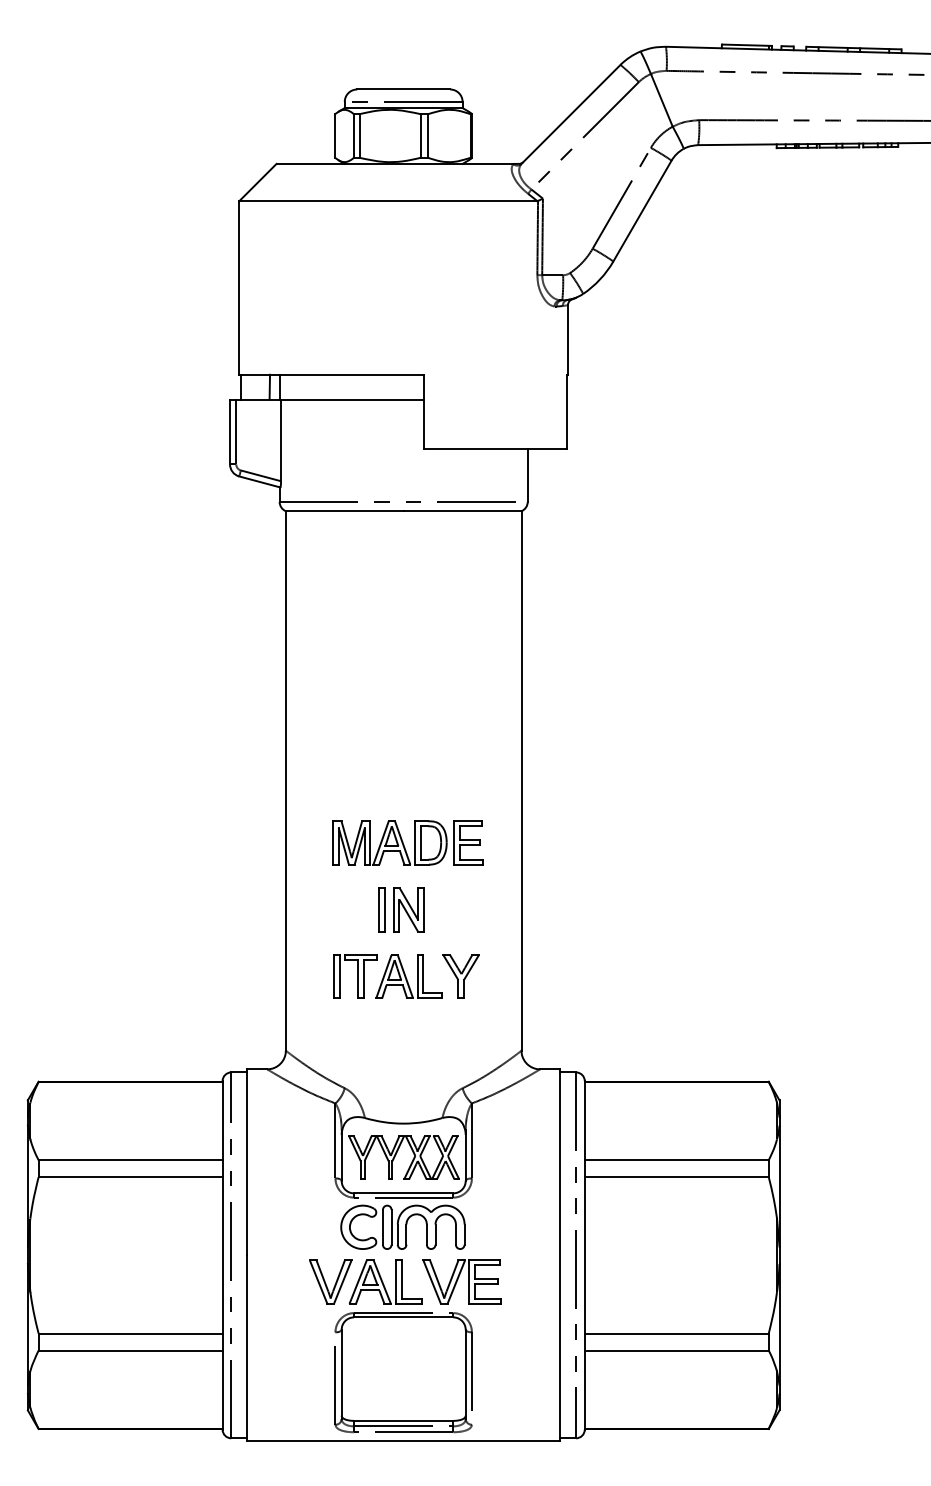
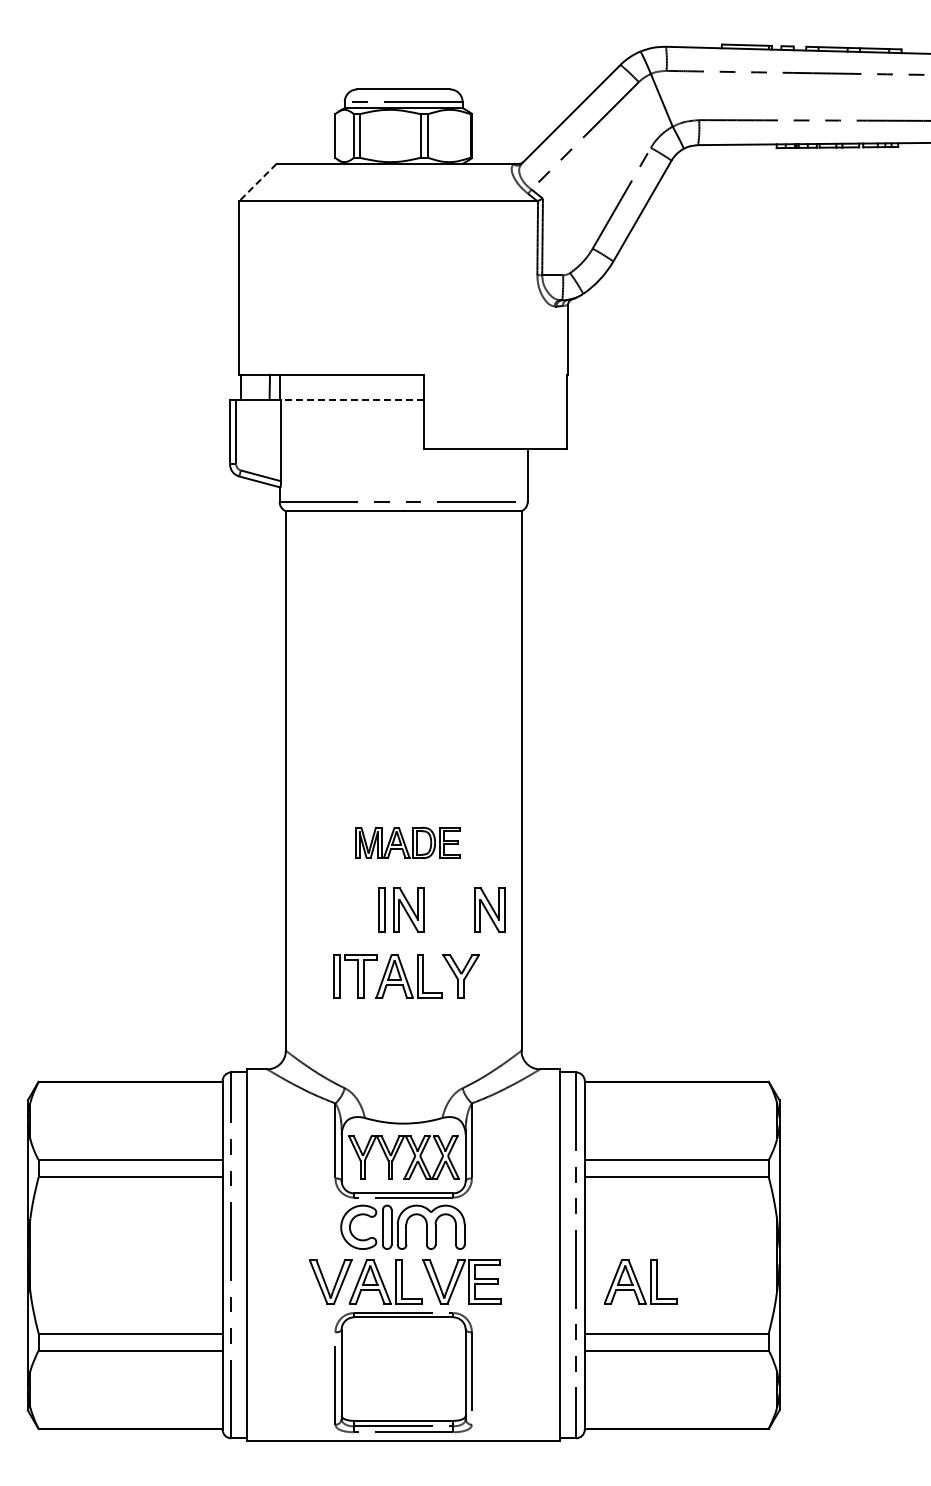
line: solid -> dashed (257, 182)
line: solid -> dashed (351, 399)
part size: 152x46 px -> 106x33 px (407, 842)
part: none -> present (489, 909)
part: none -> present (640, 1281)
